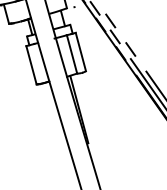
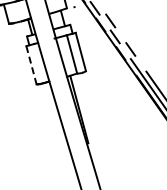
line: solid -> dashed (31, 65)
